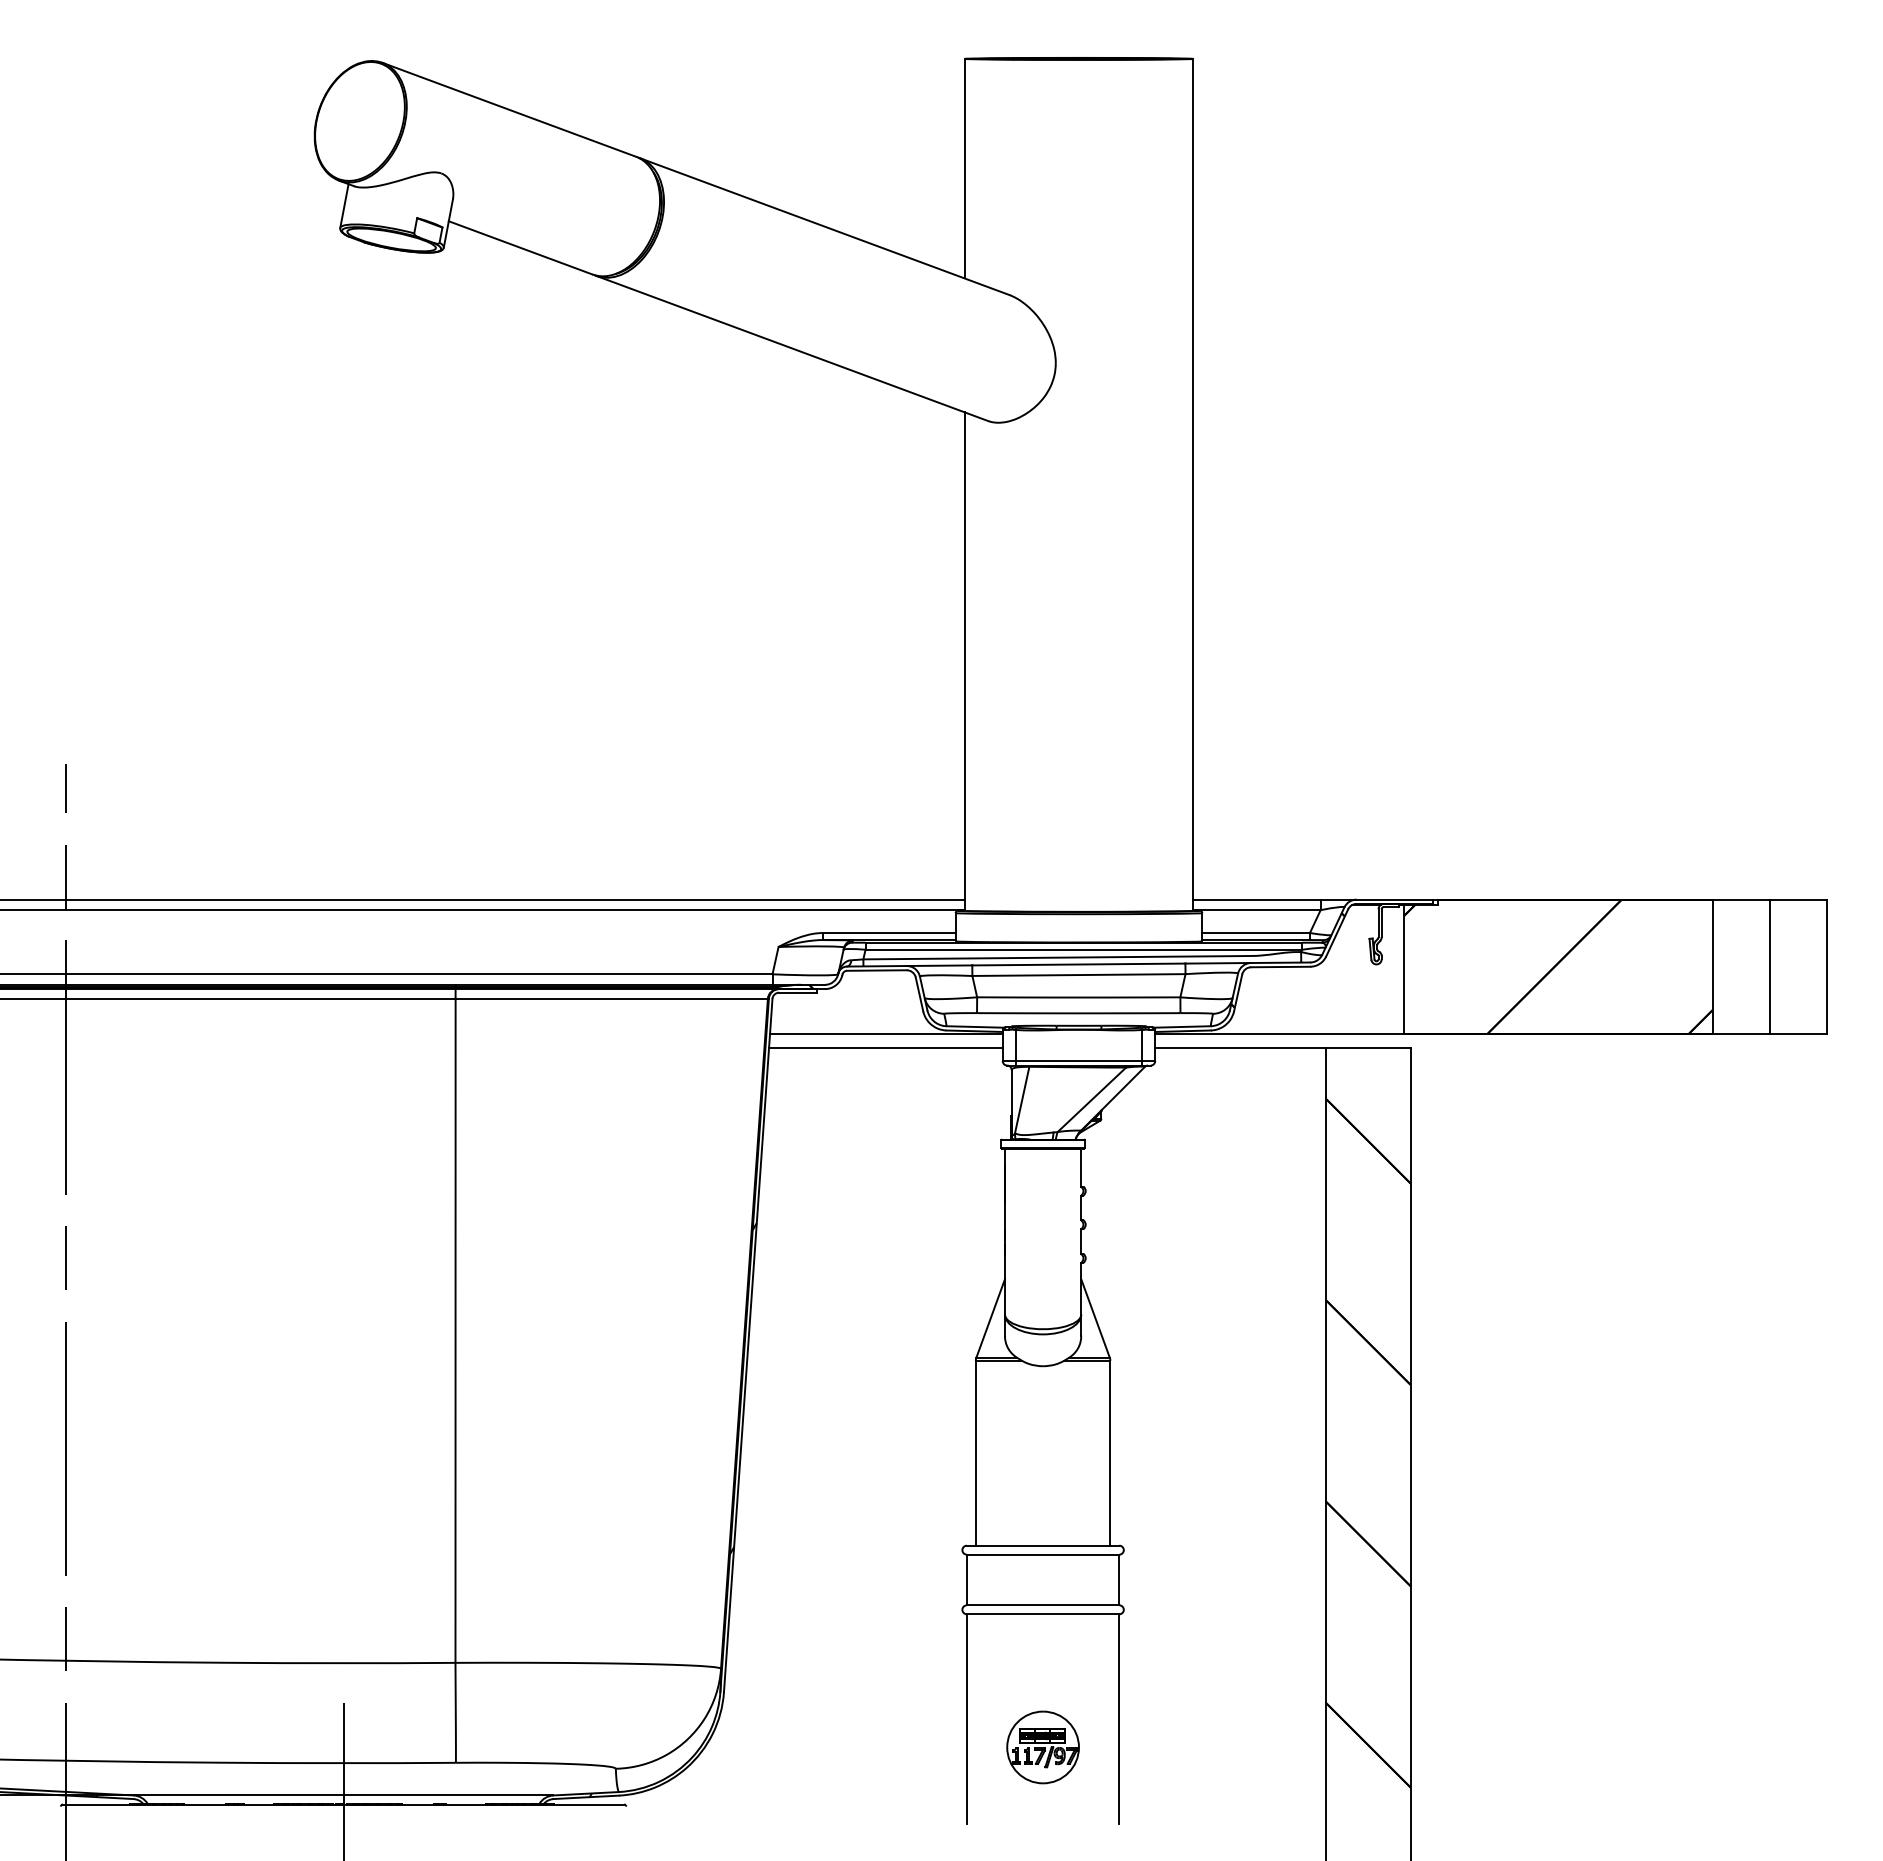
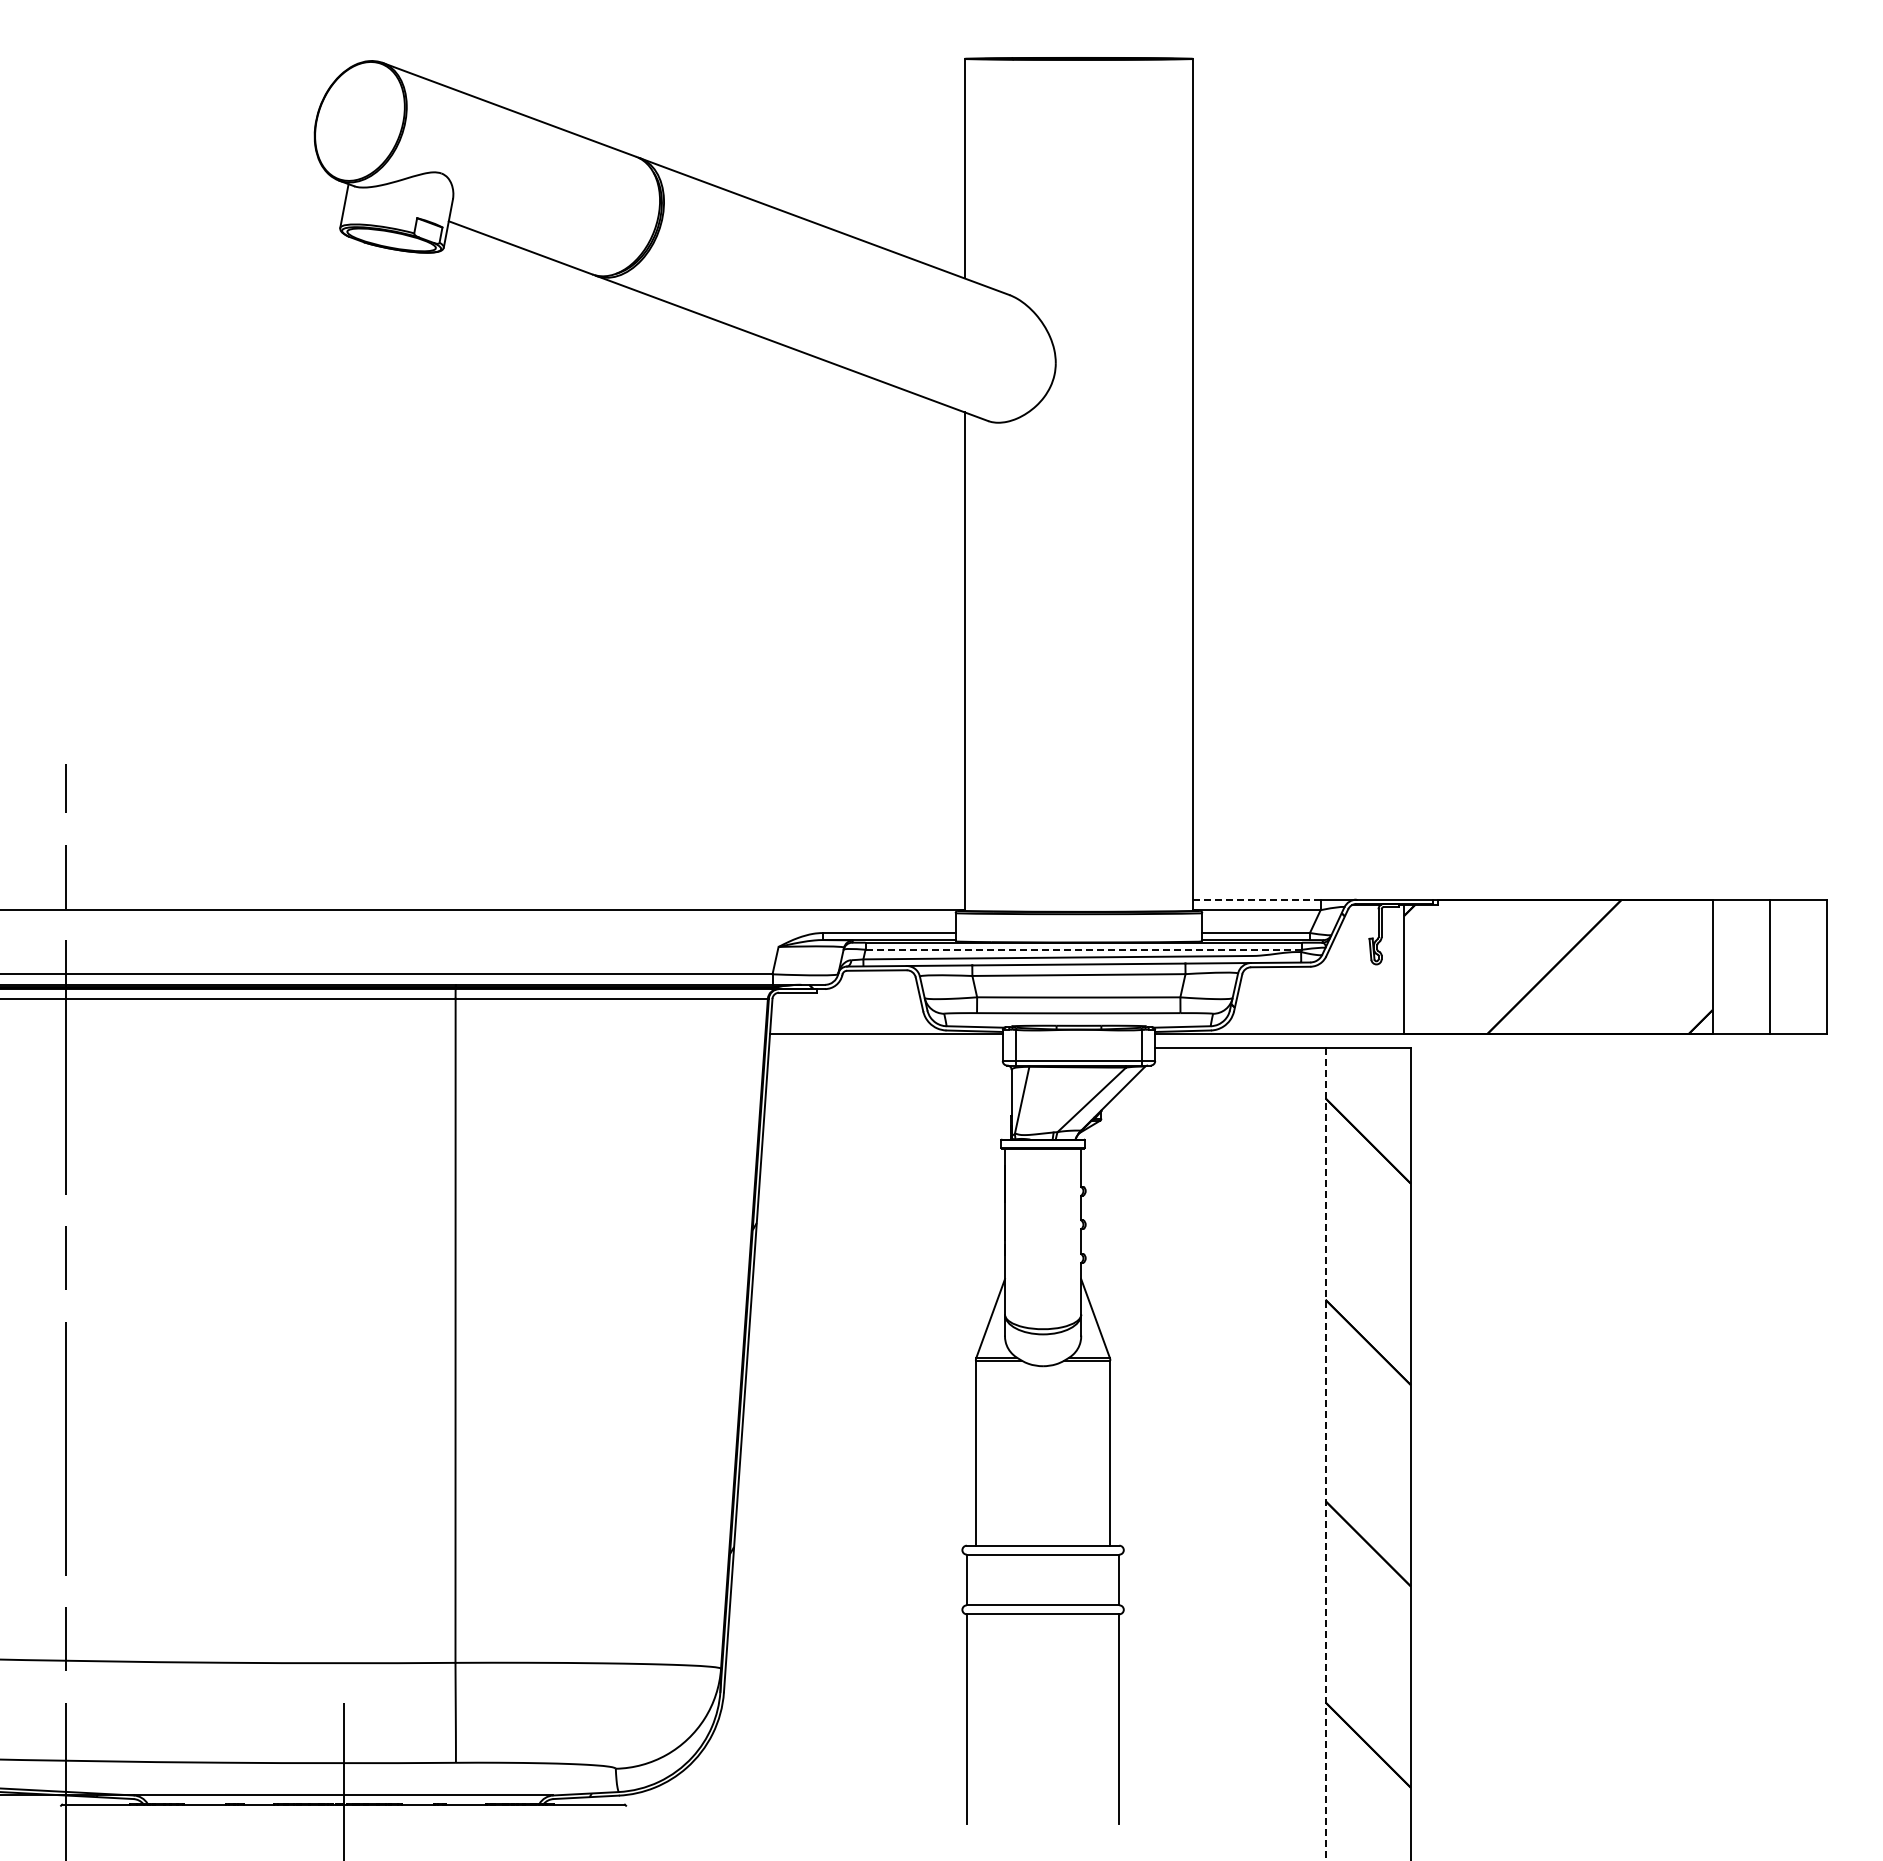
line: present -> none (483, 899)
line: solid -> dashed (1256, 899)
line: solid -> dashed (1084, 949)
line: present -> none (885, 1047)
line: solid -> dashed (1325, 1454)
part: present -> none (1042, 1747)
